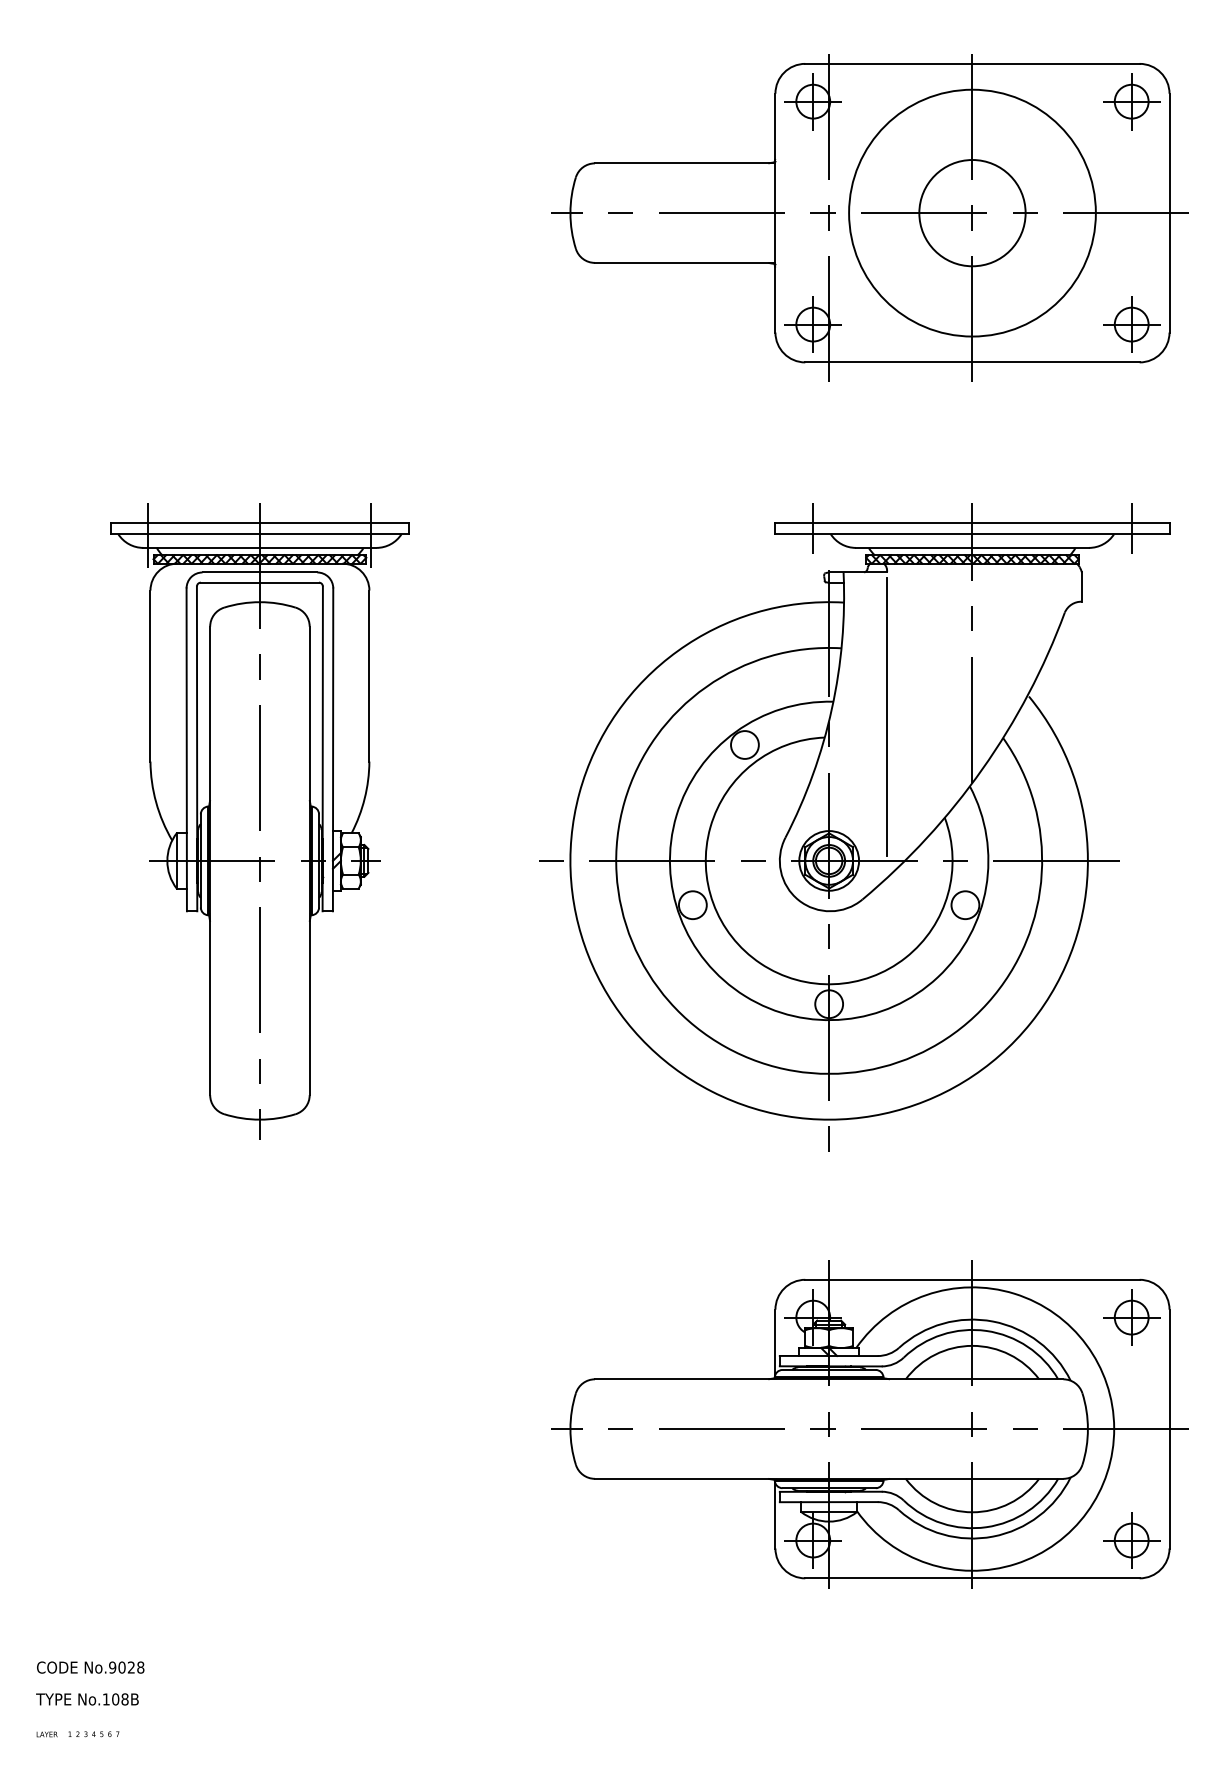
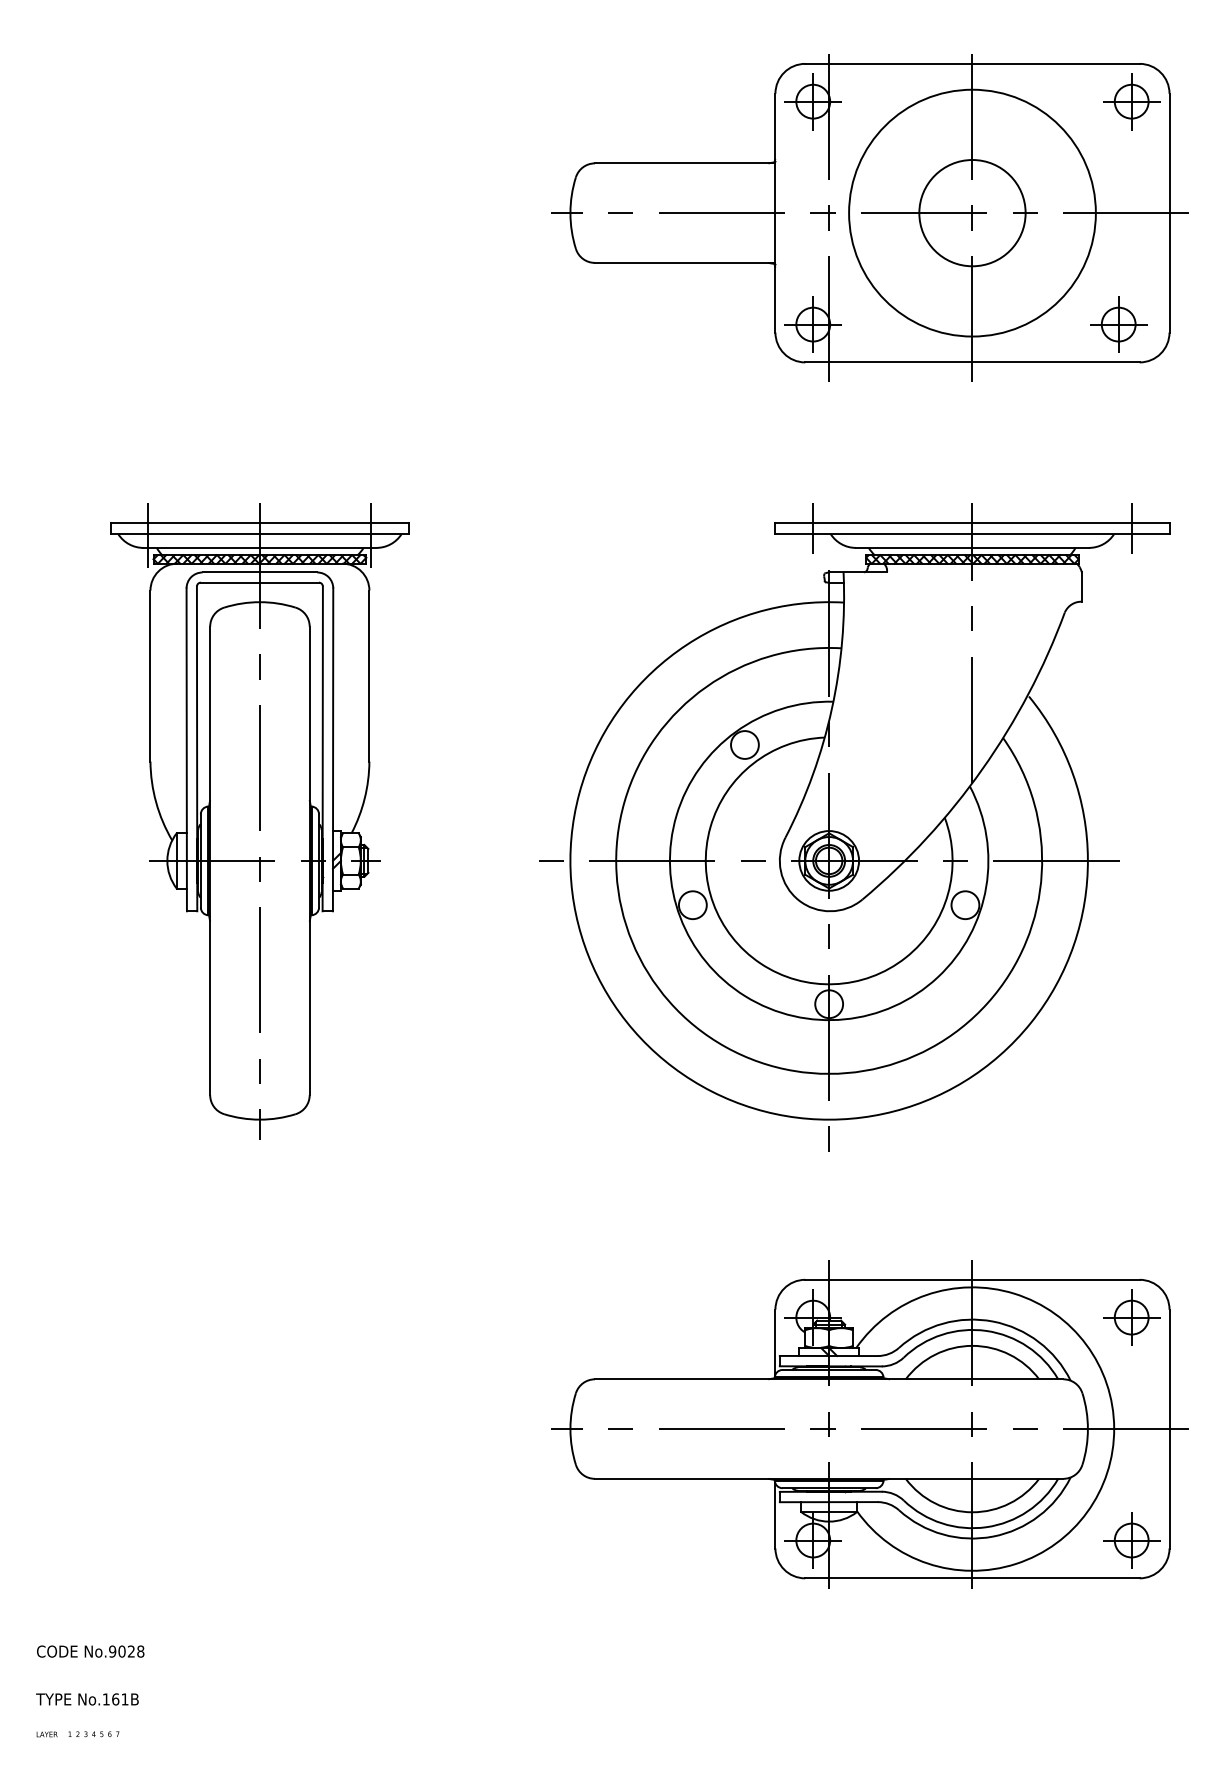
part position: (1131, 324) -> (1118, 324) (1118, 324)
line: present -> none (886, 716)
text position: (90, 1667) -> (90, 1651) (90, 1651)
text: No.108B -> No.161B (120, 1699)
